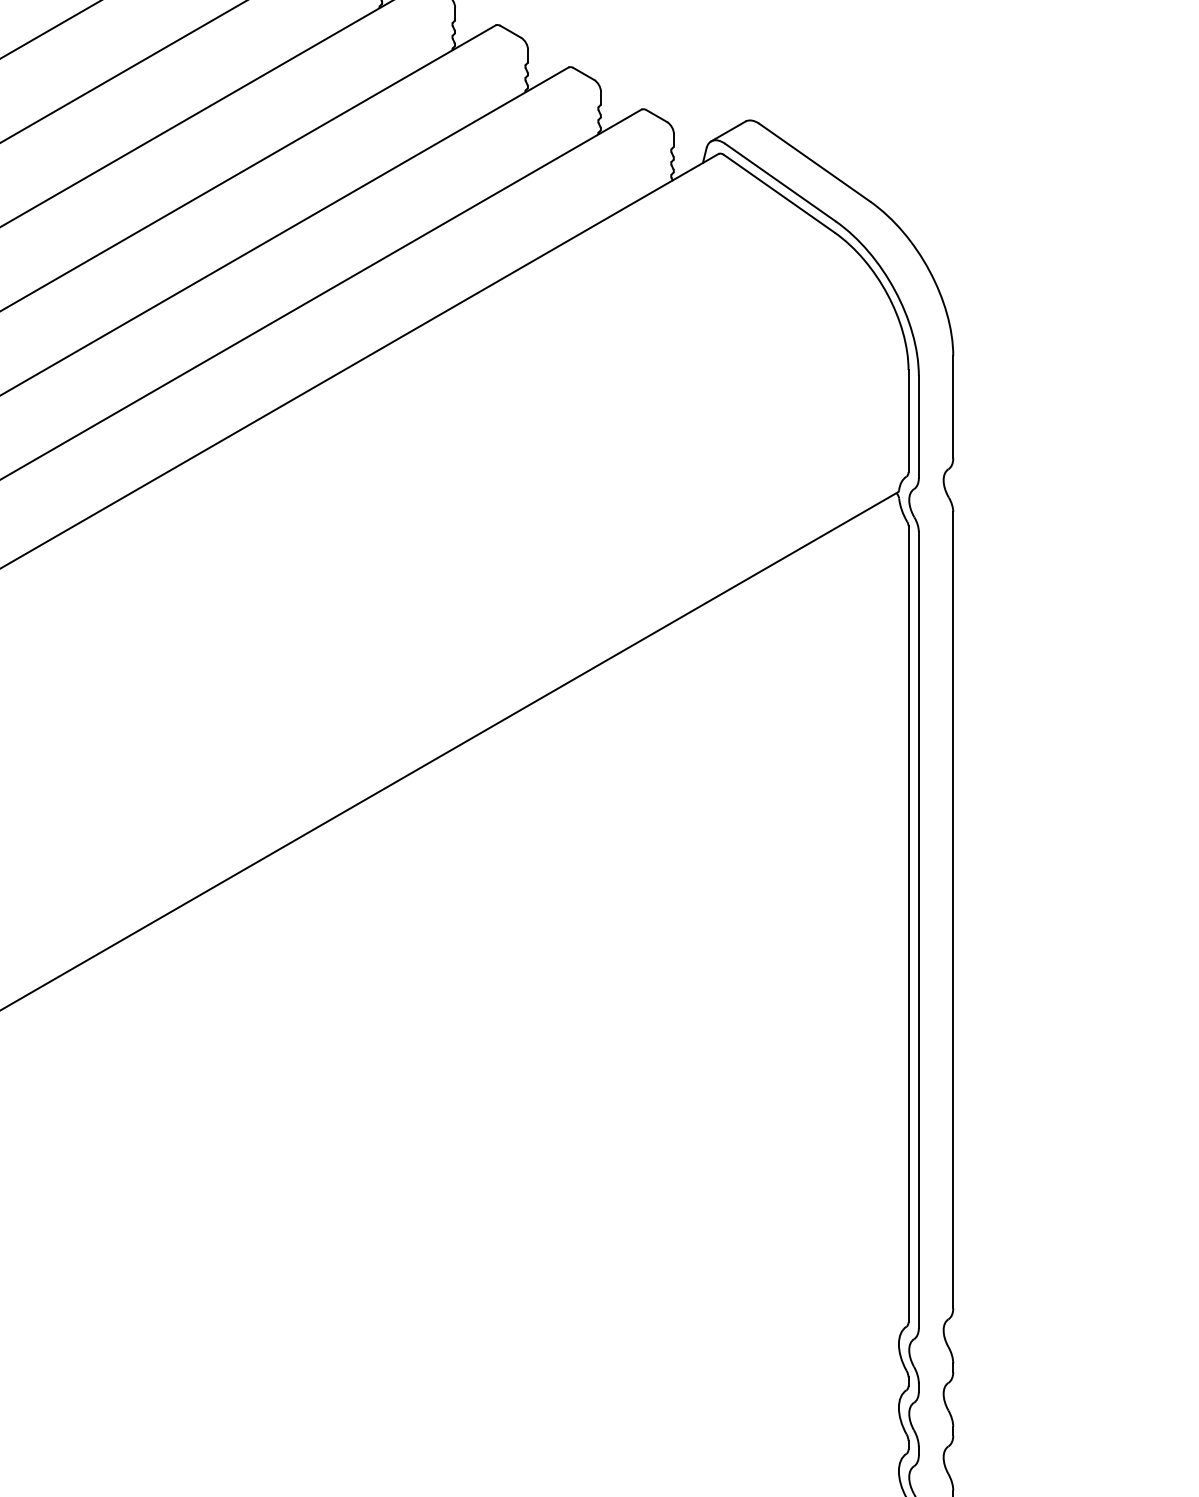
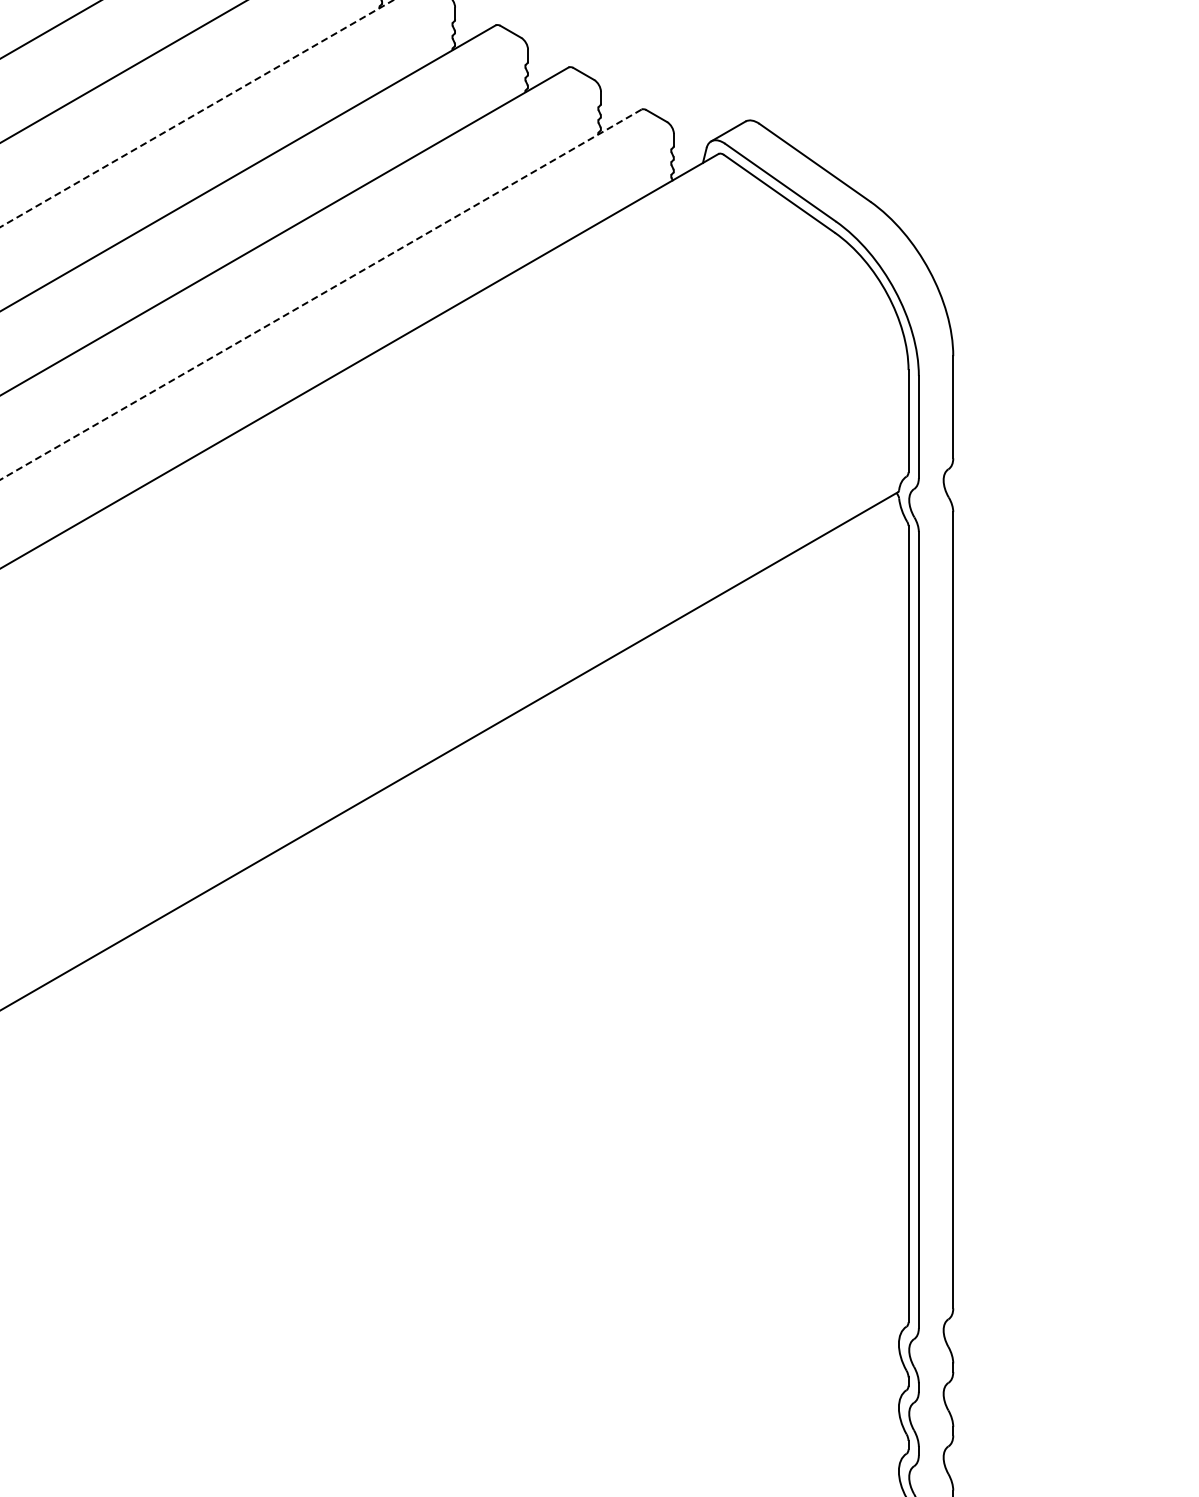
line: solid -> dashed (196, 113)
line: solid -> dashed (321, 294)
